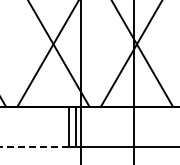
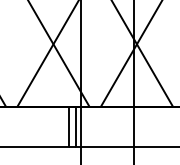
line: dashed -> solid (34, 147)
